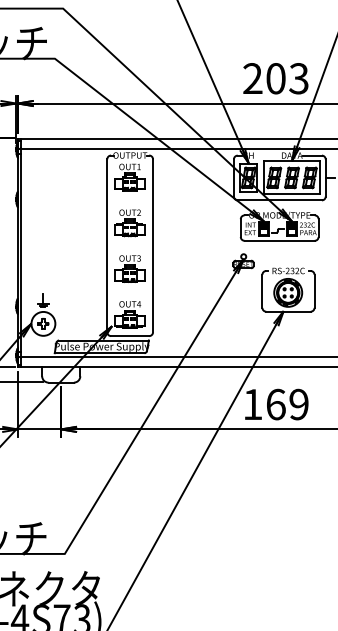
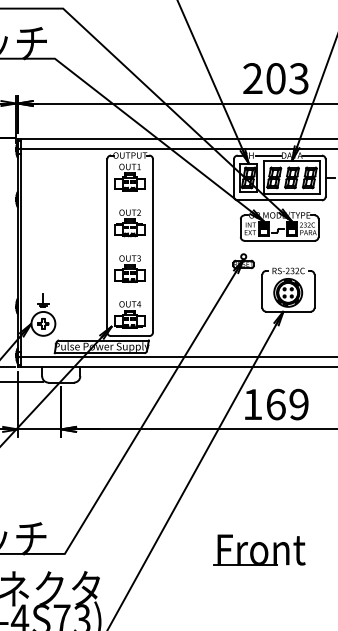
line: none -> present (267, 155)
part: none -> present (259, 549)
